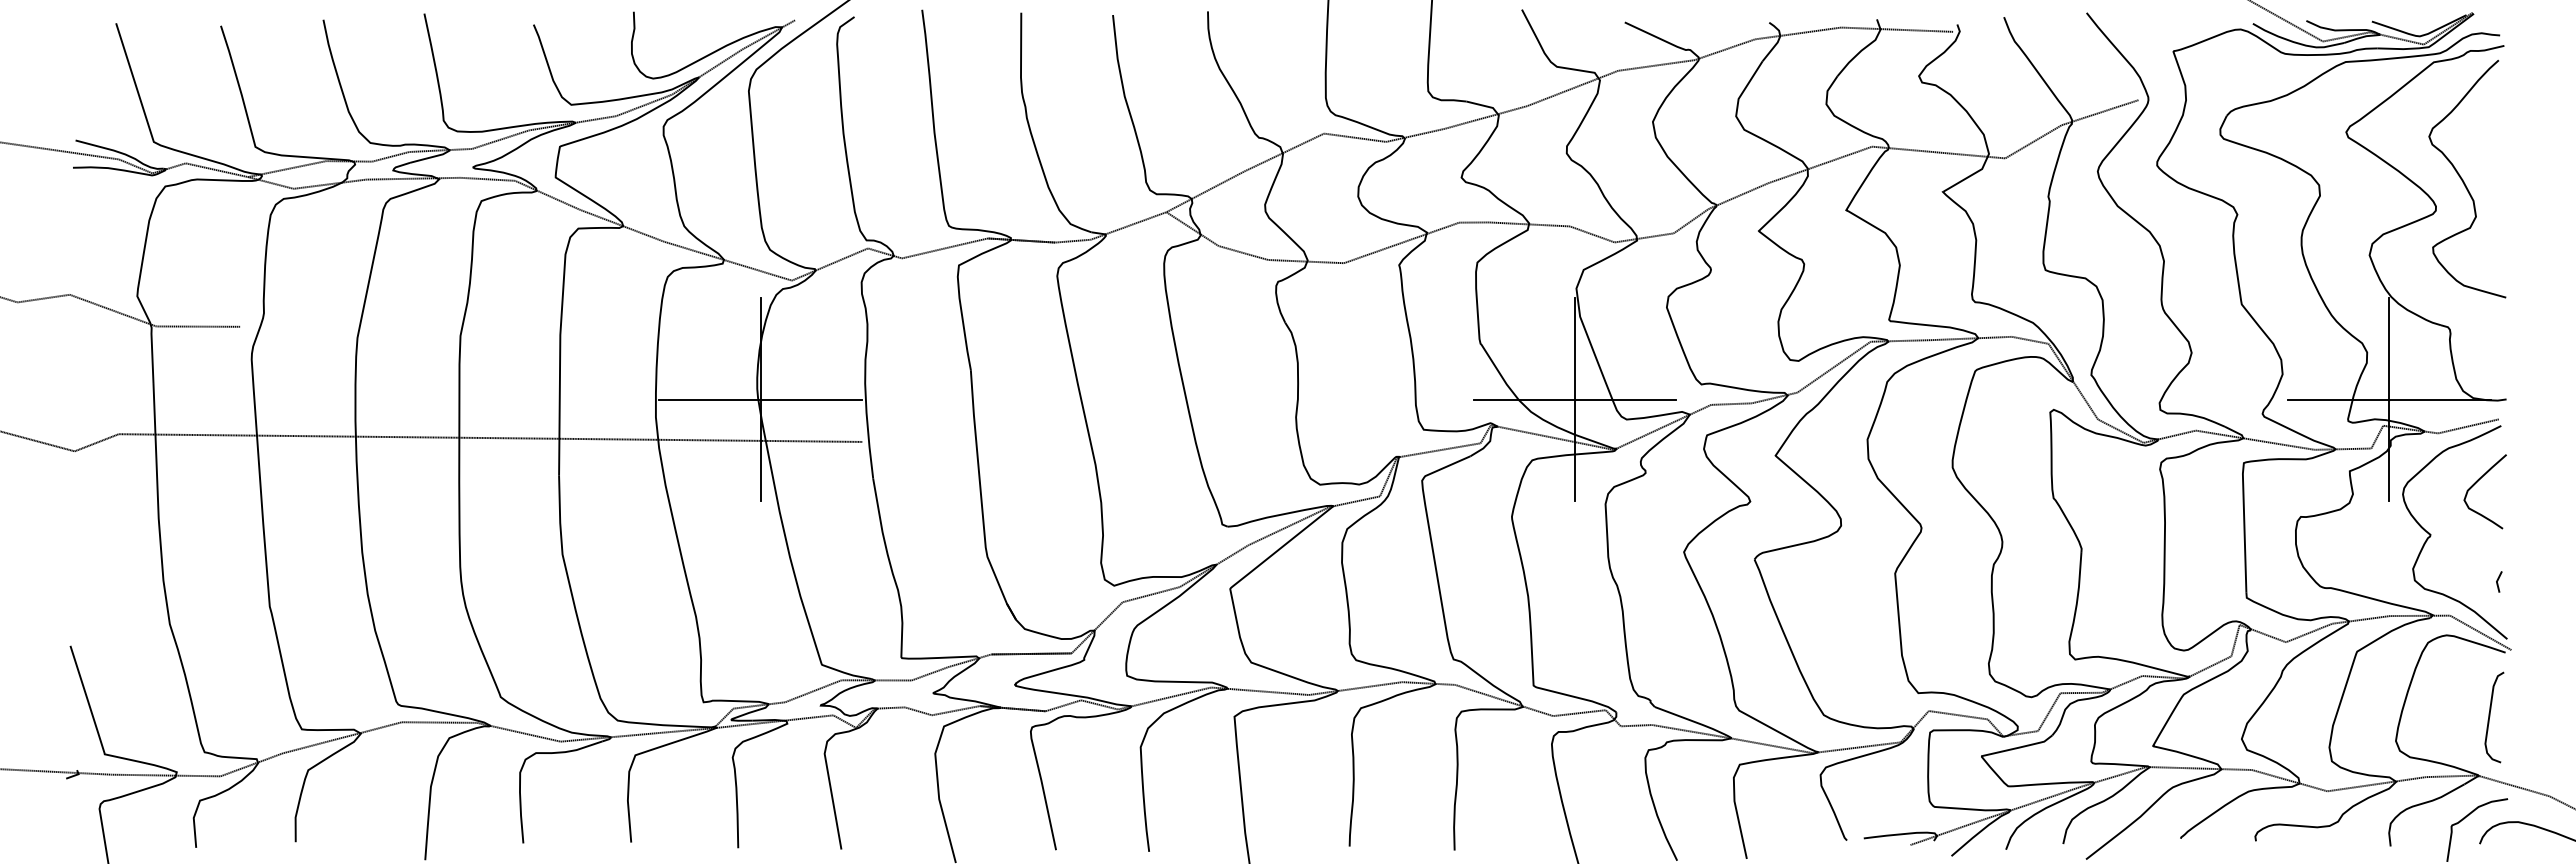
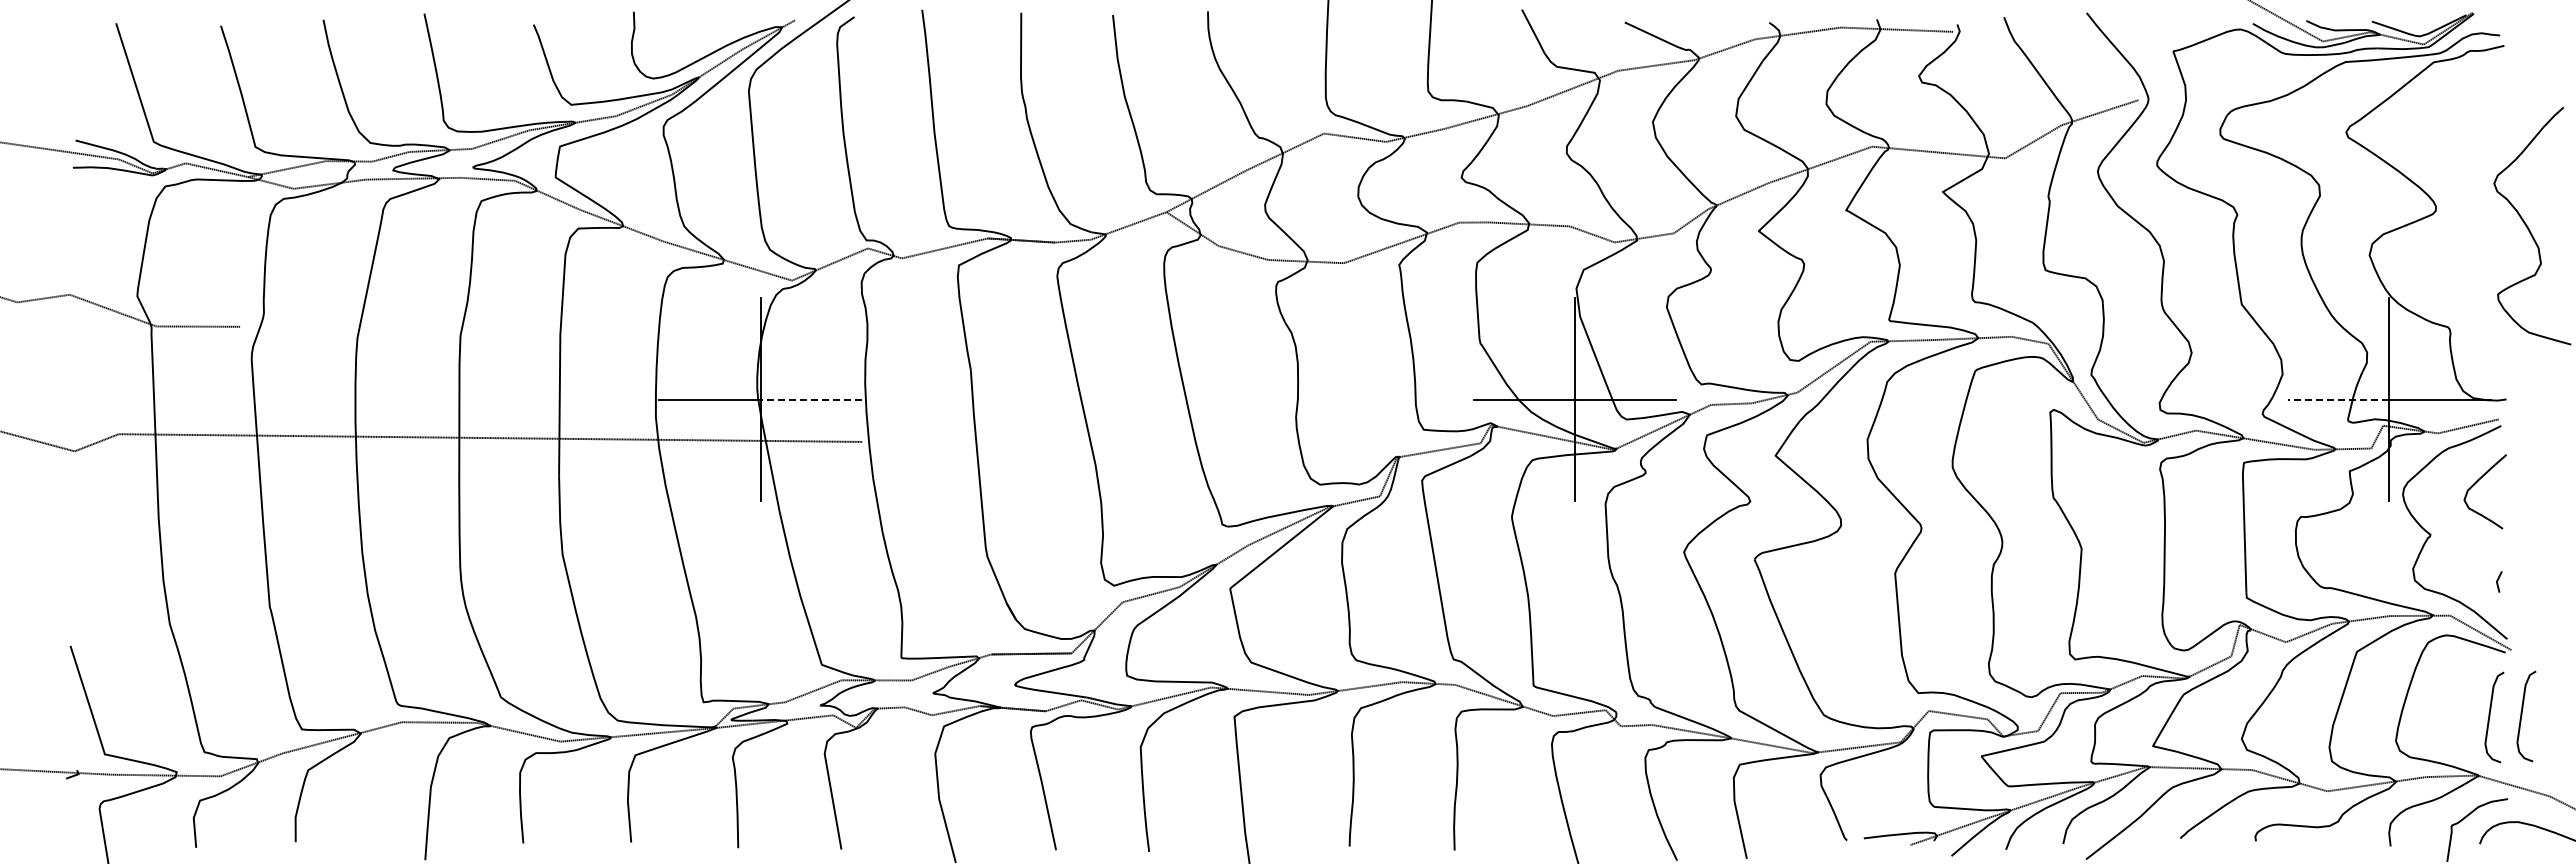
curve position: (2463, 179) -> (2528, 226) (2528, 226)
line: solid -> dashed (811, 399)
line: solid -> dashed (2338, 399)
curve: none -> present (2522, 715)
